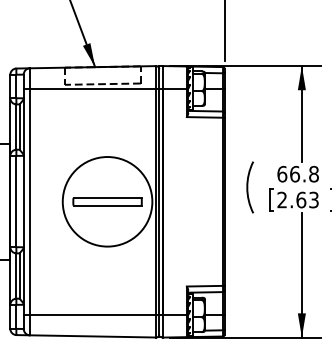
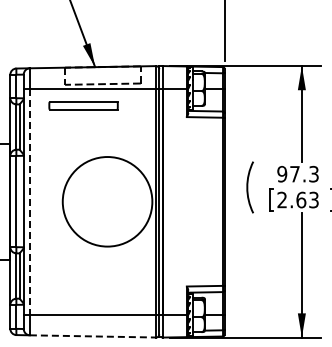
text: 66.8 -> 97.3 (297, 173)
part position: (107, 201) -> (83, 105) (83, 105)
line: solid -> dashed (29, 202)
line: solid -> dashed (93, 336)
